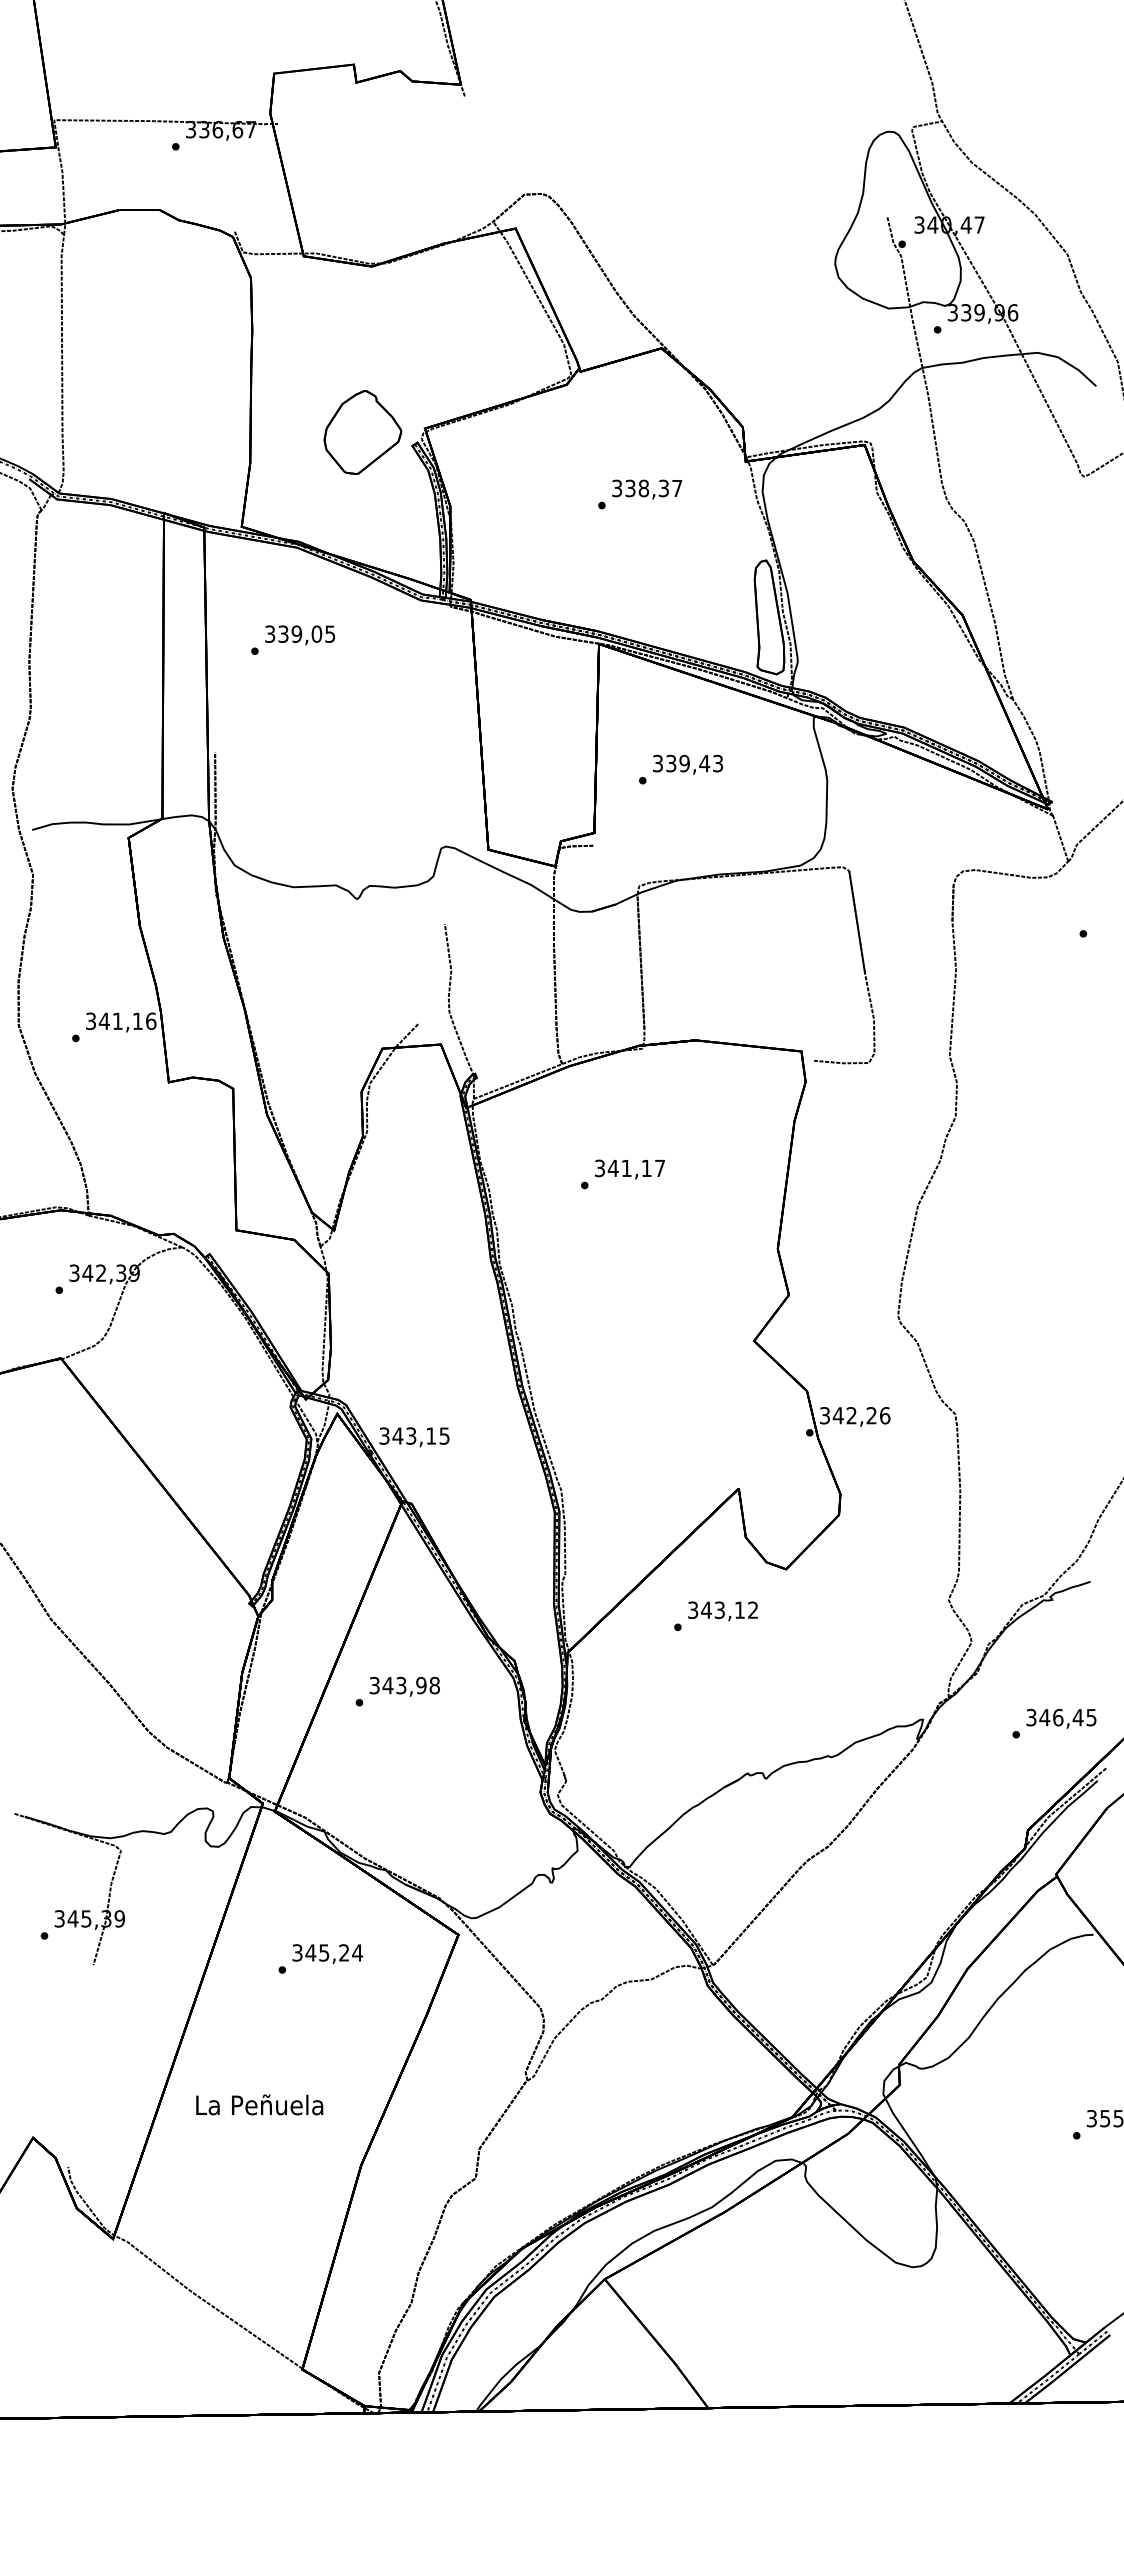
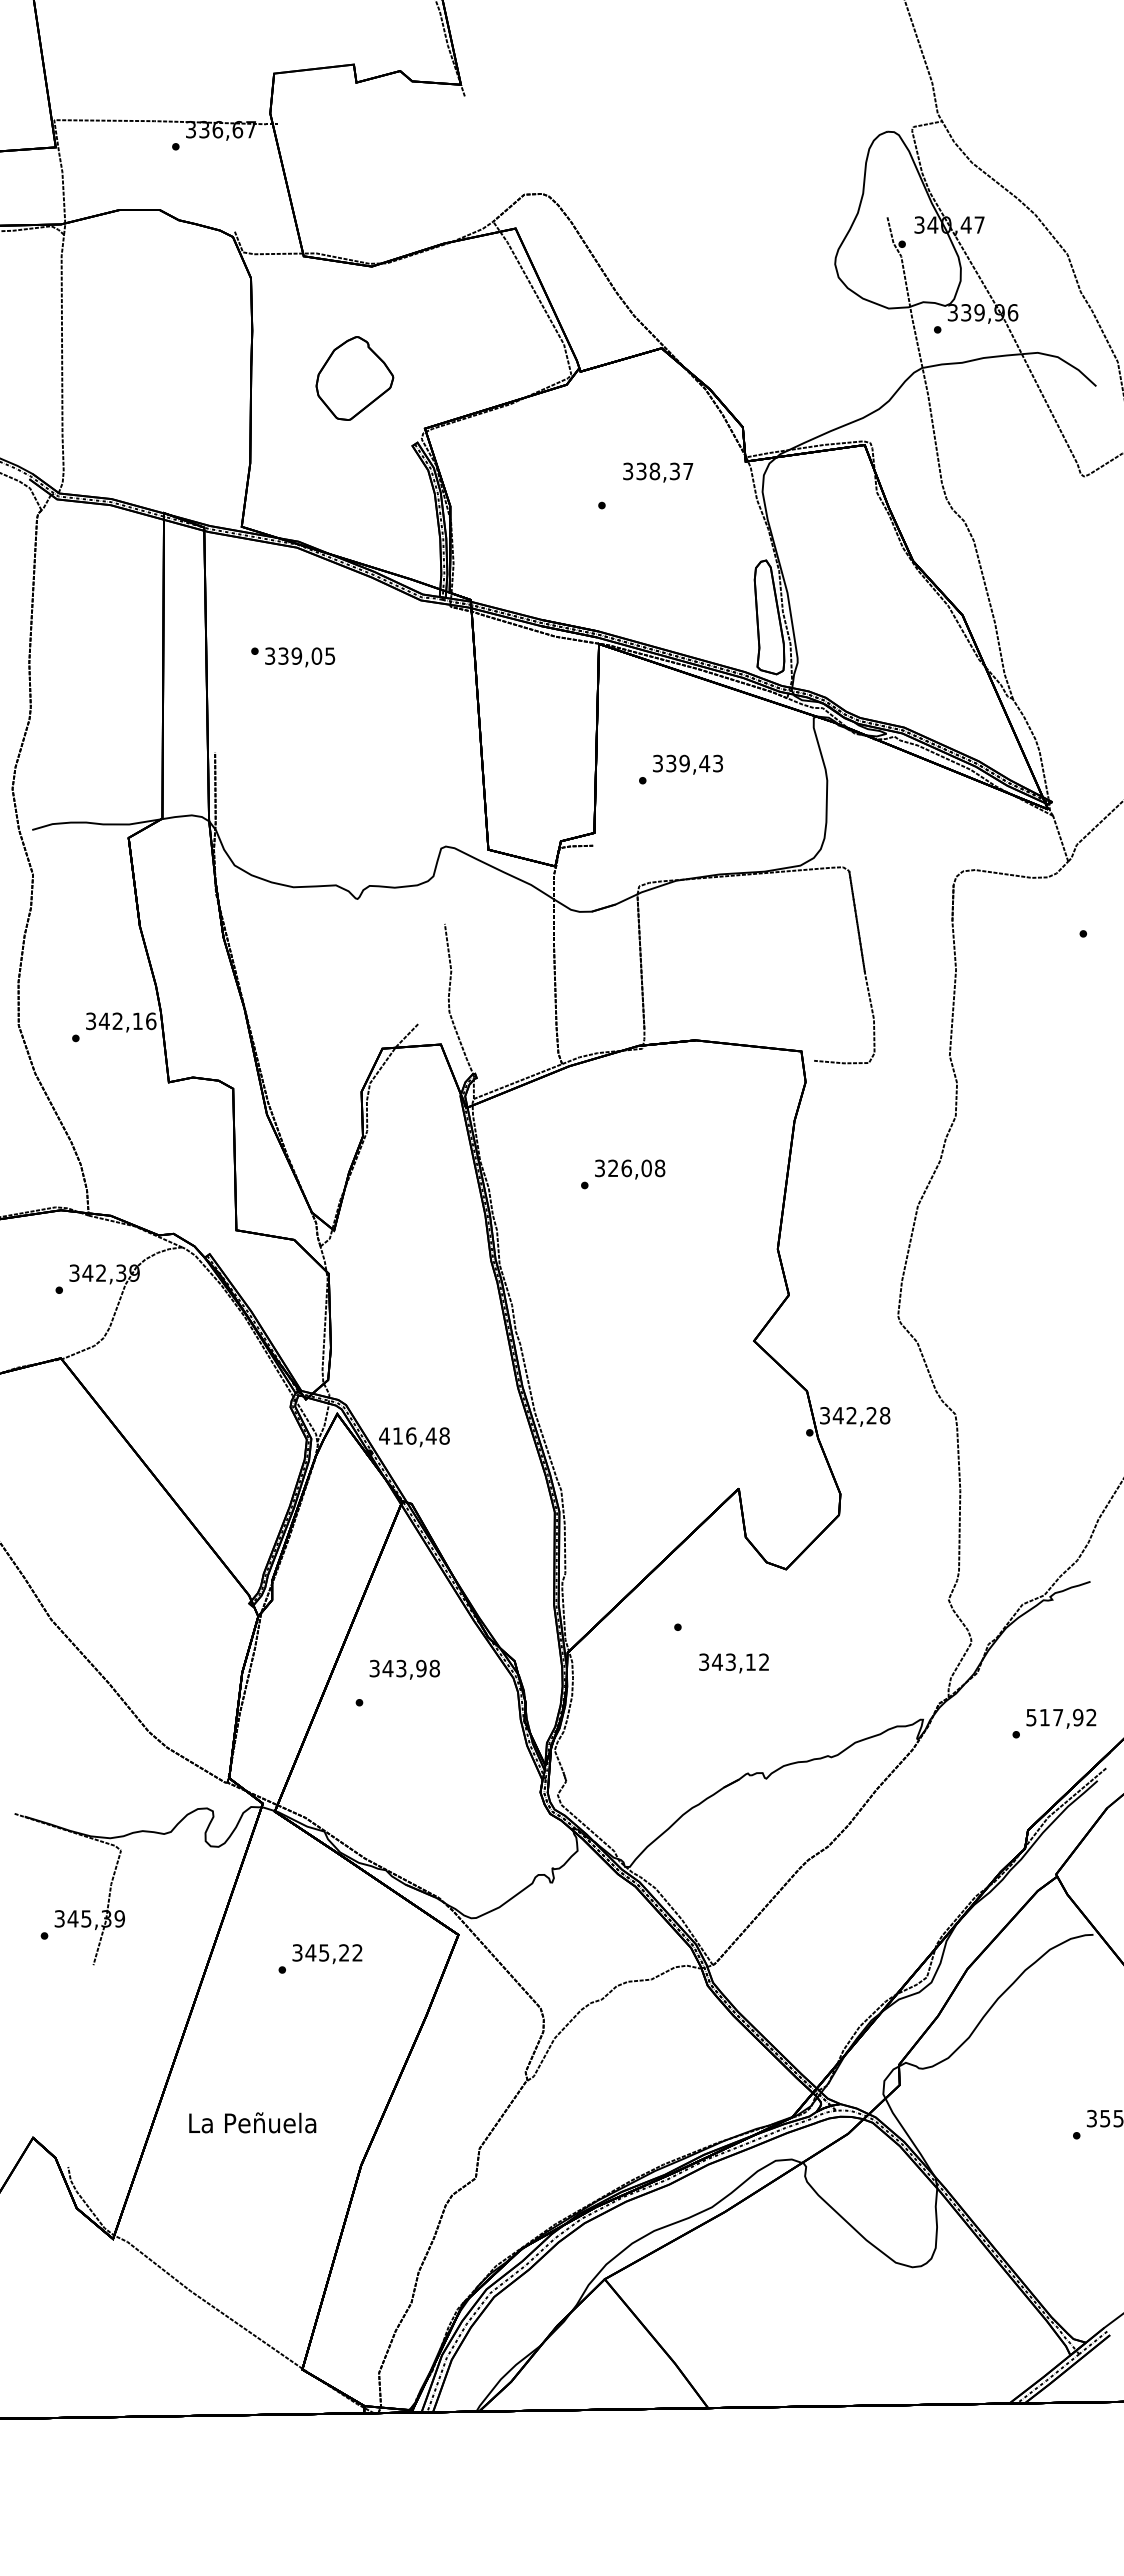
part position: (362, 432) -> (354, 378) (354, 378)
text position: (647, 489) -> (658, 472) (658, 472)
text position: (300, 635) -> (300, 657) (300, 657)
text: 341,16 -> 342,16 (117, 1020)
text: 341,17 -> 326,08 (636, 1168)
text: 342,26 -> 342,28 (885, 1415)
text: 343,15 -> 416,48 (414, 1435)
text position: (722, 1611) -> (733, 1663) (733, 1663)
text position: (404, 1686) -> (404, 1669) (404, 1669)
text: 346,45 -> 517,92 (1061, 1717)
text: 345,24 -> 345,22 (357, 1952)
text position: (259, 2104) -> (252, 2122) (252, 2122)
